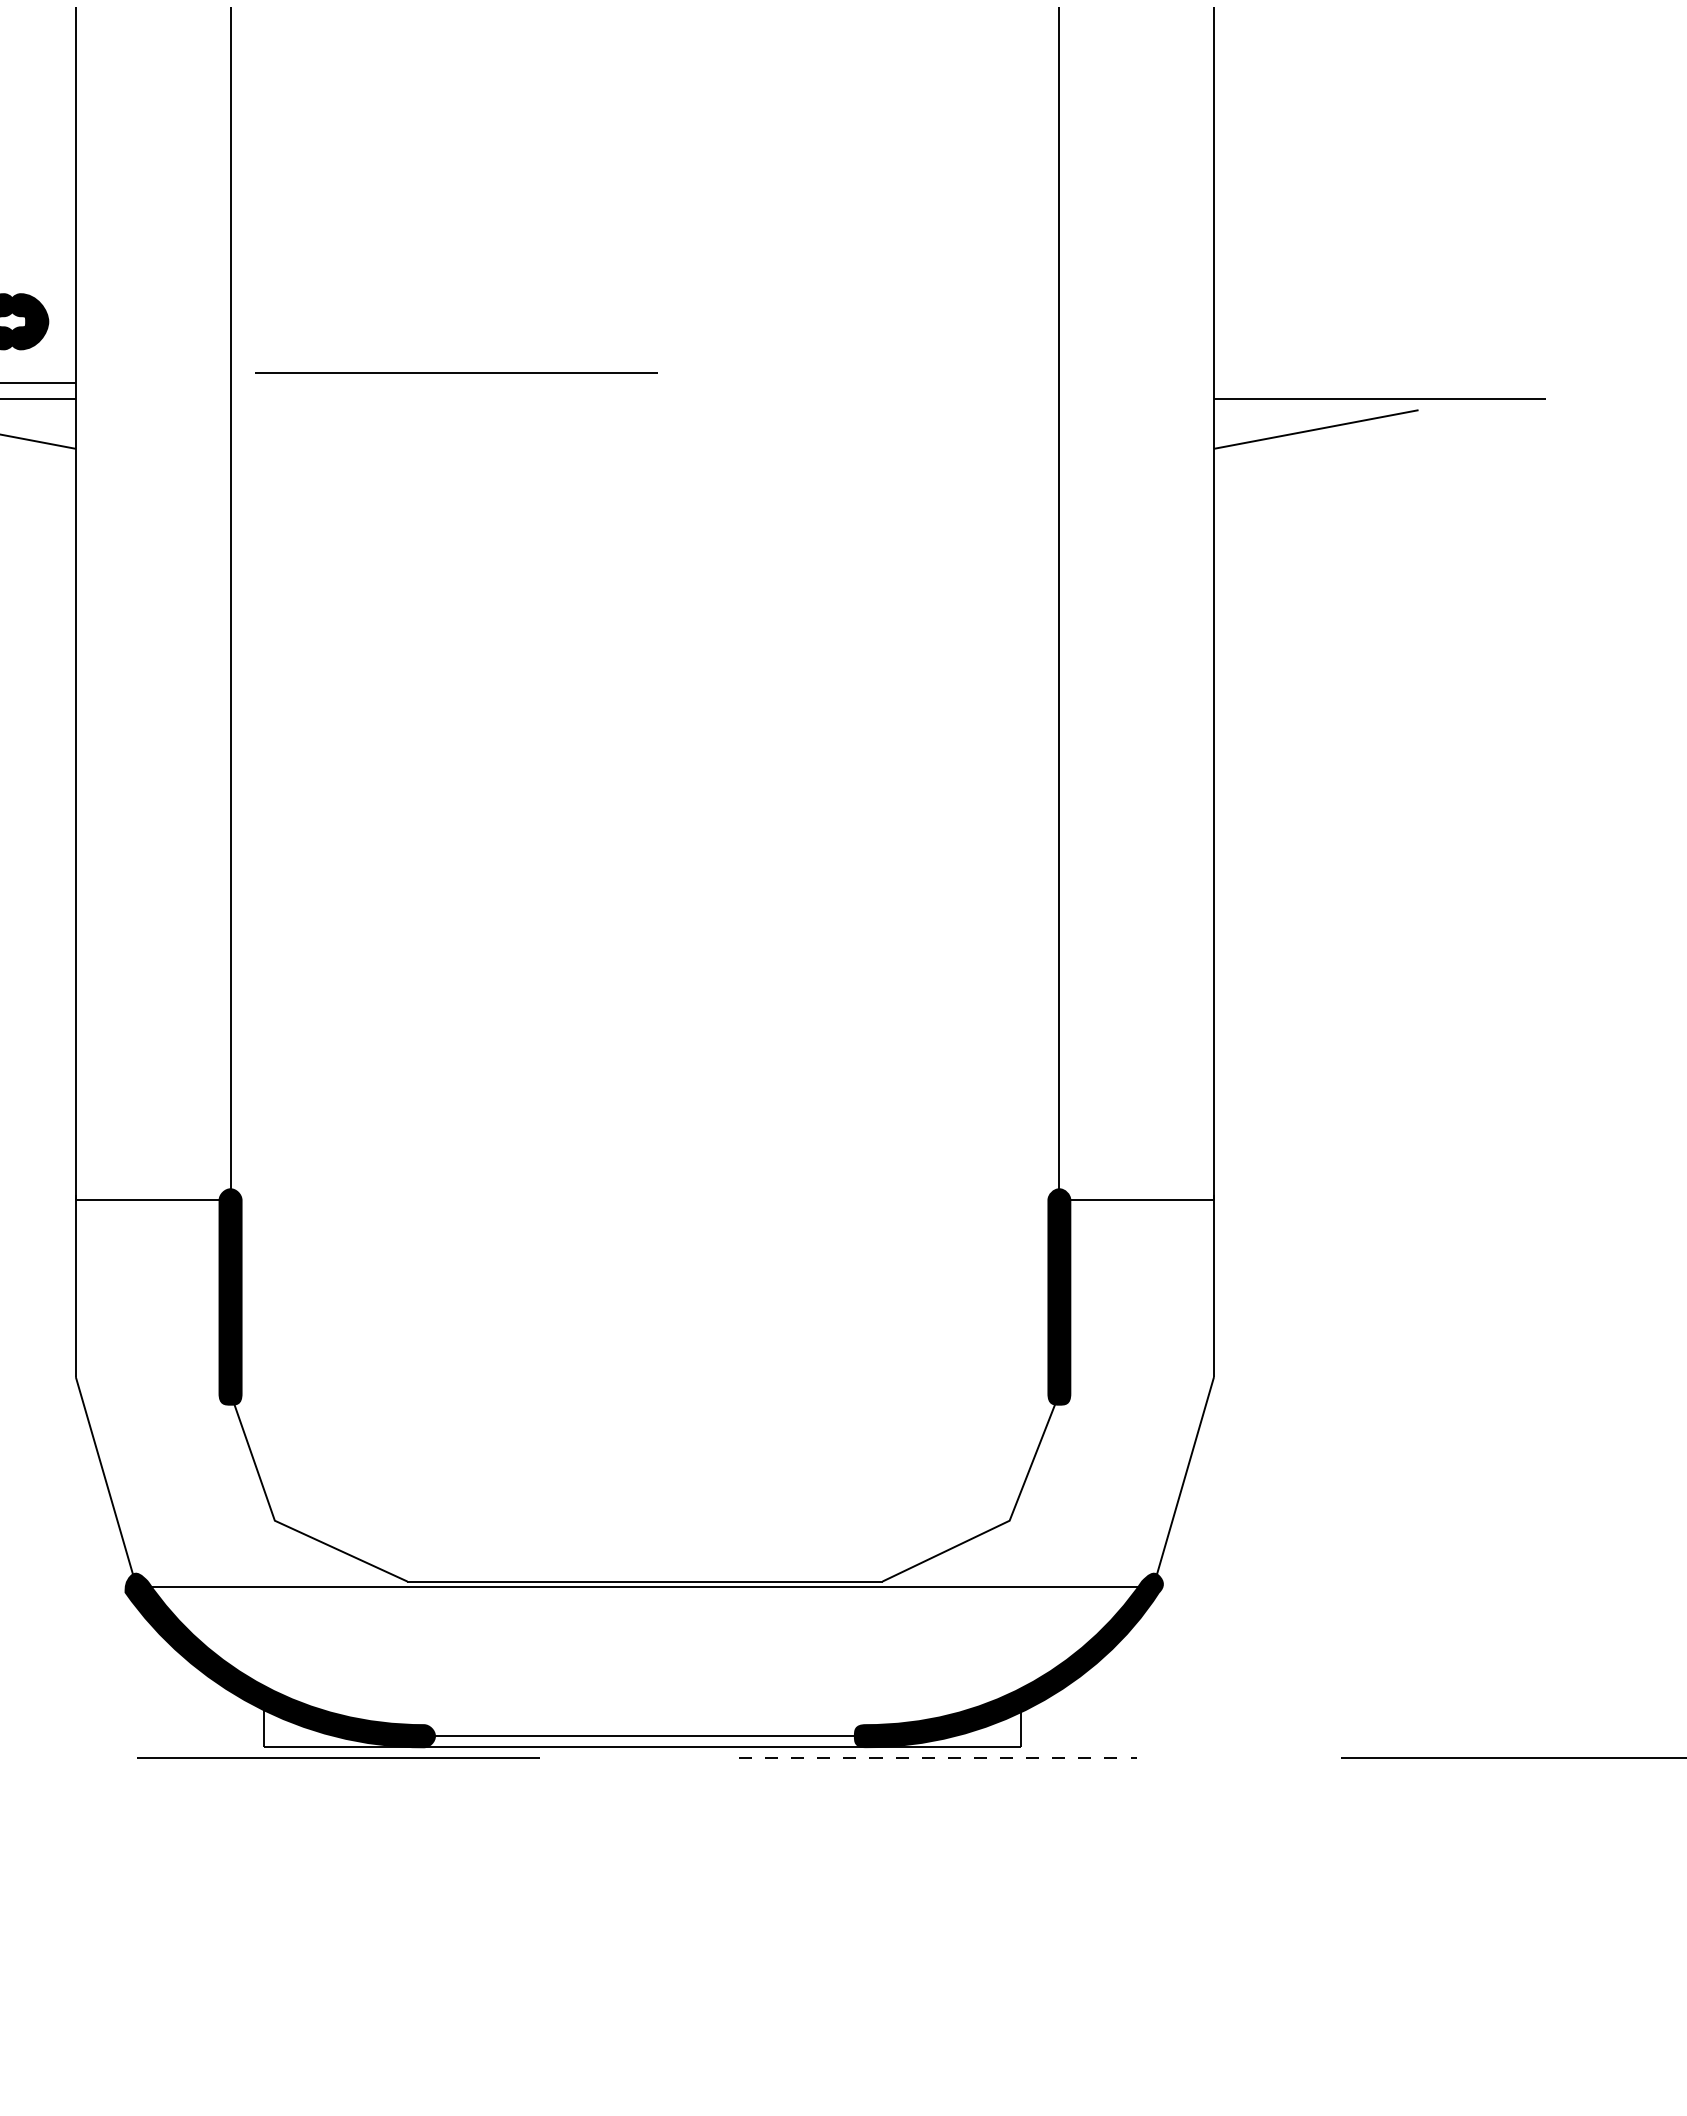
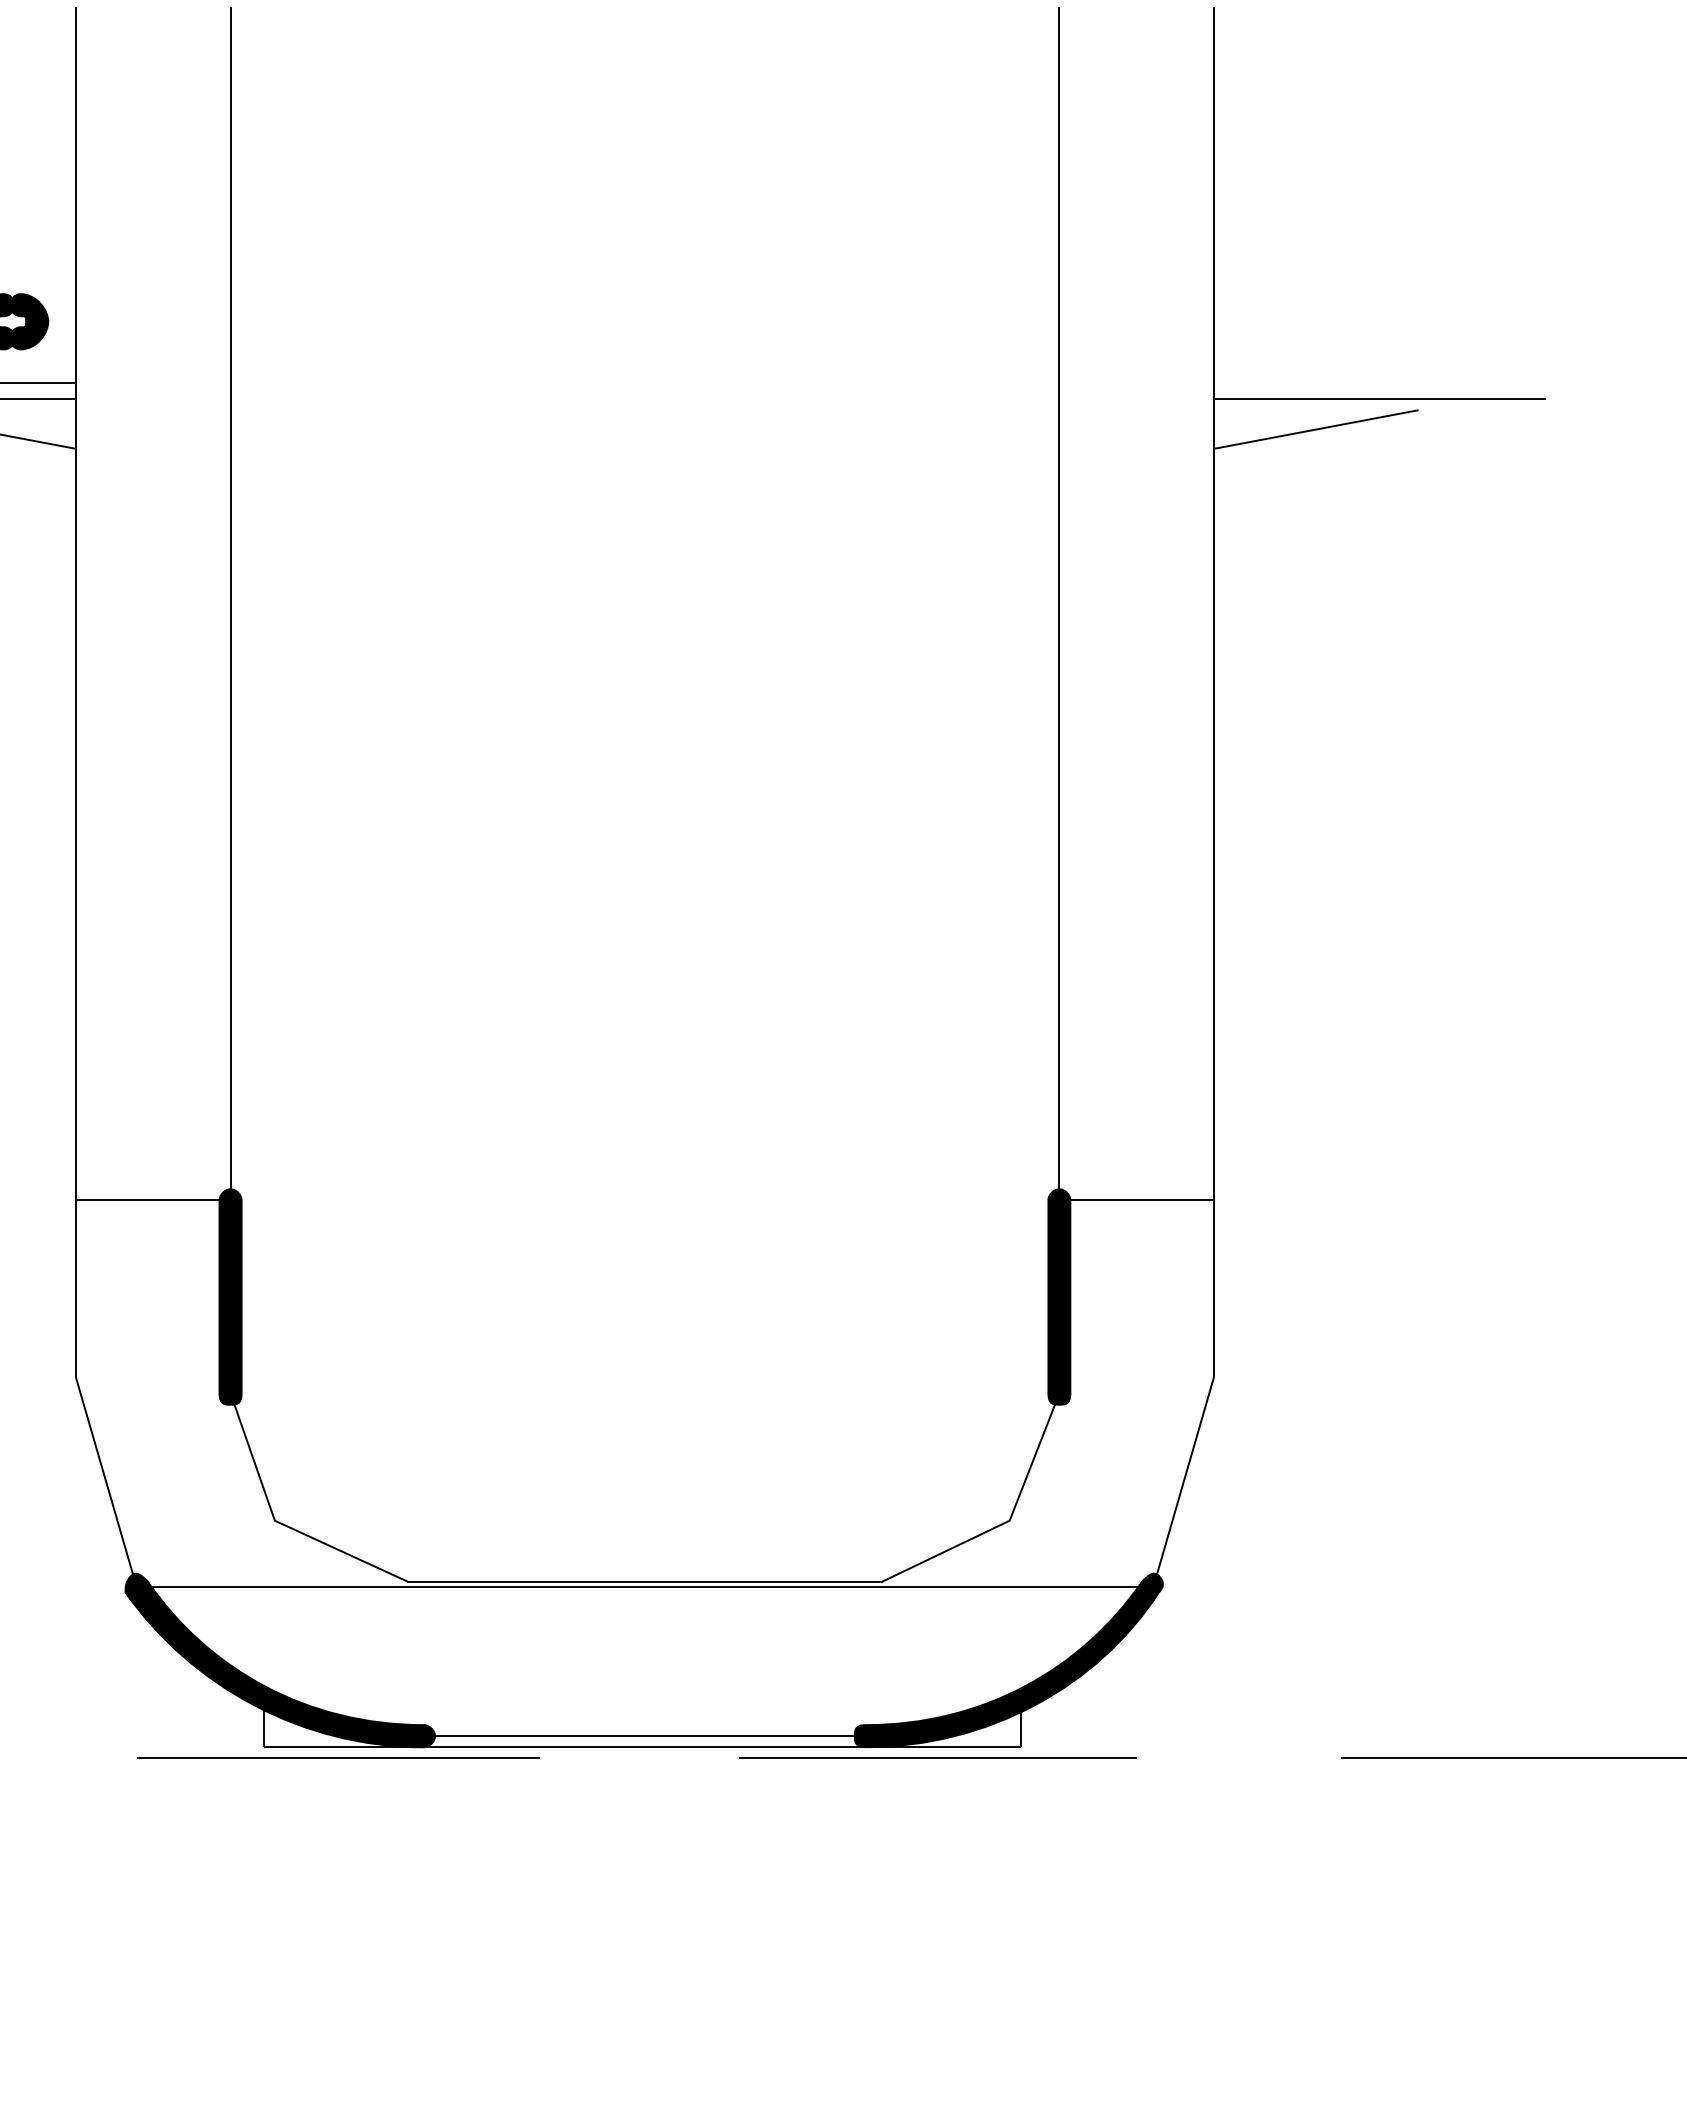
line: present -> none (456, 372)
line: dashed -> solid (937, 1758)
